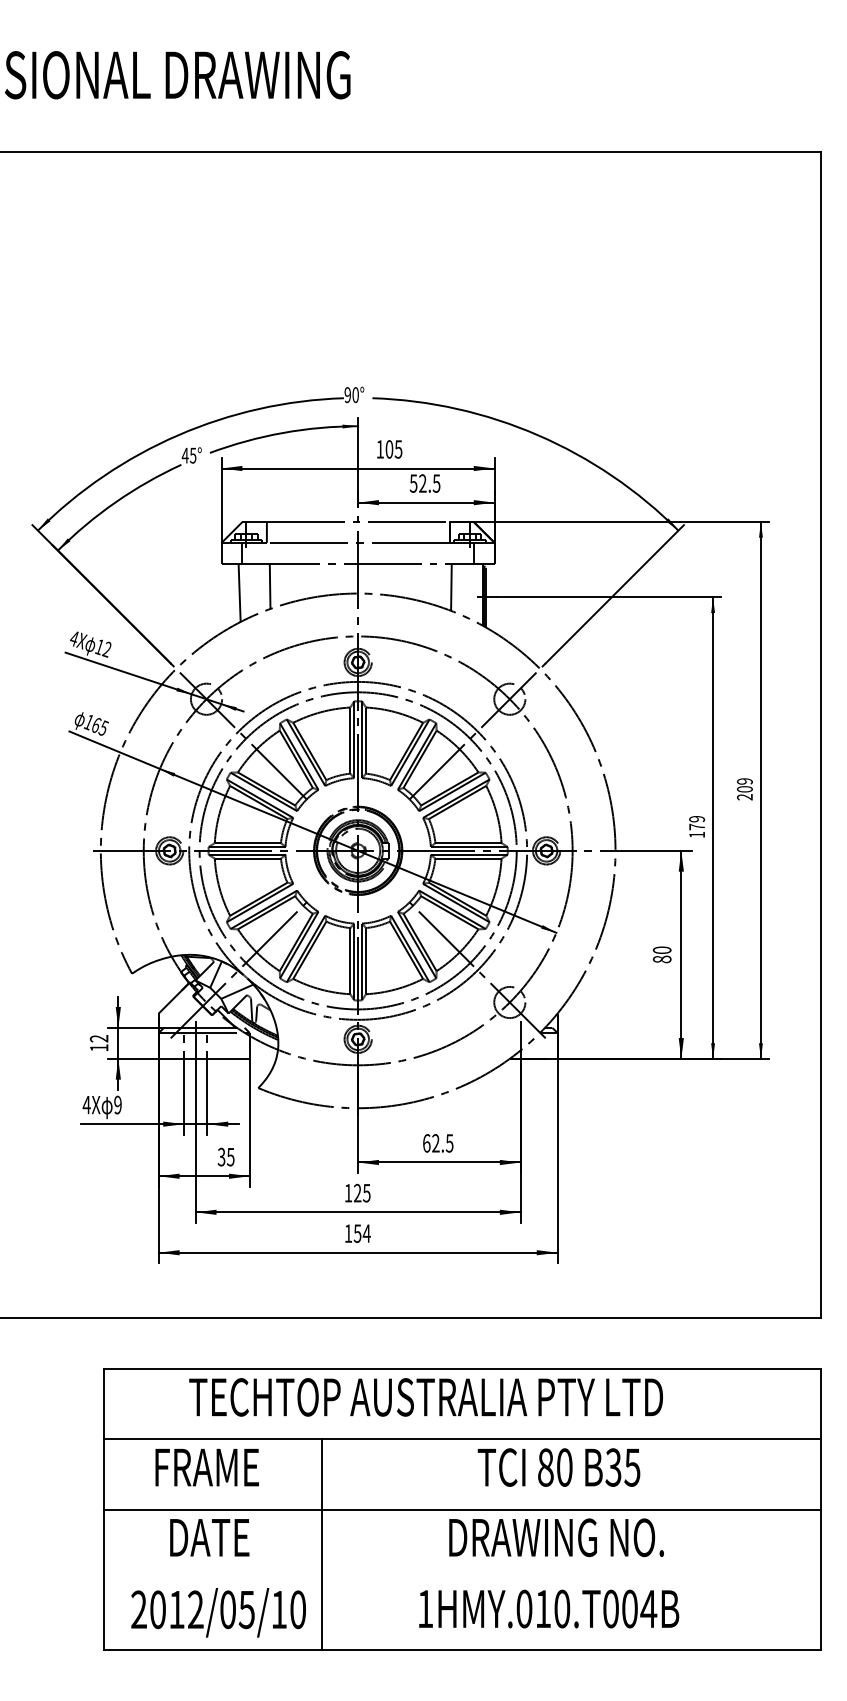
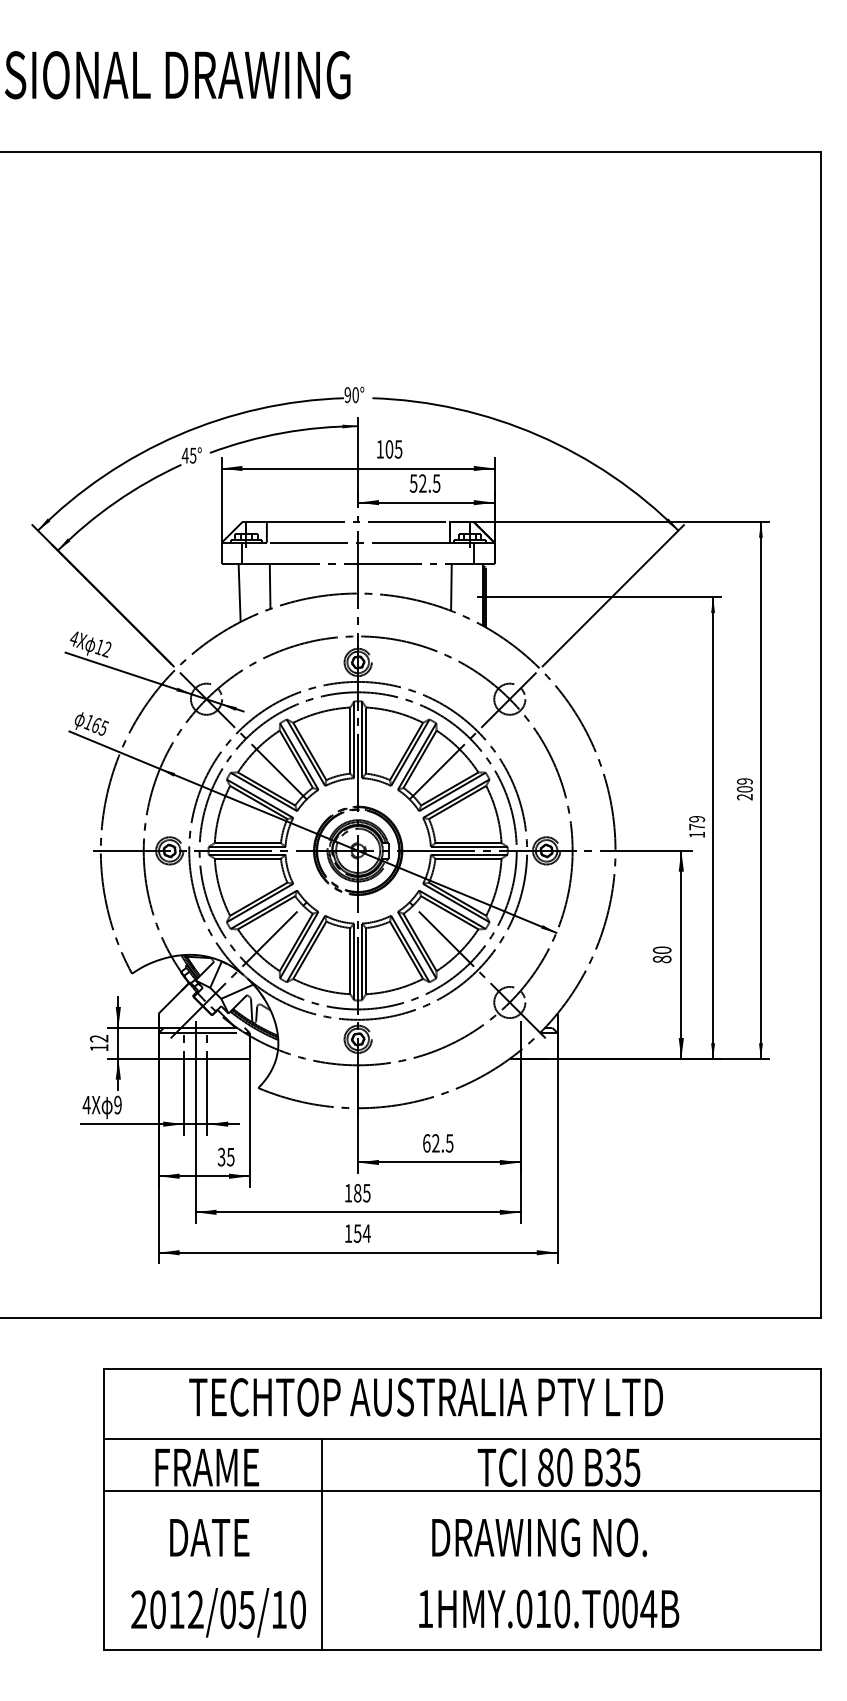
text: 125 -> 185 (357, 1193)
line position: (462, 1509) -> (462, 1490) (462, 1490)
text position: (556, 1537) -> (539, 1537) (539, 1537)
